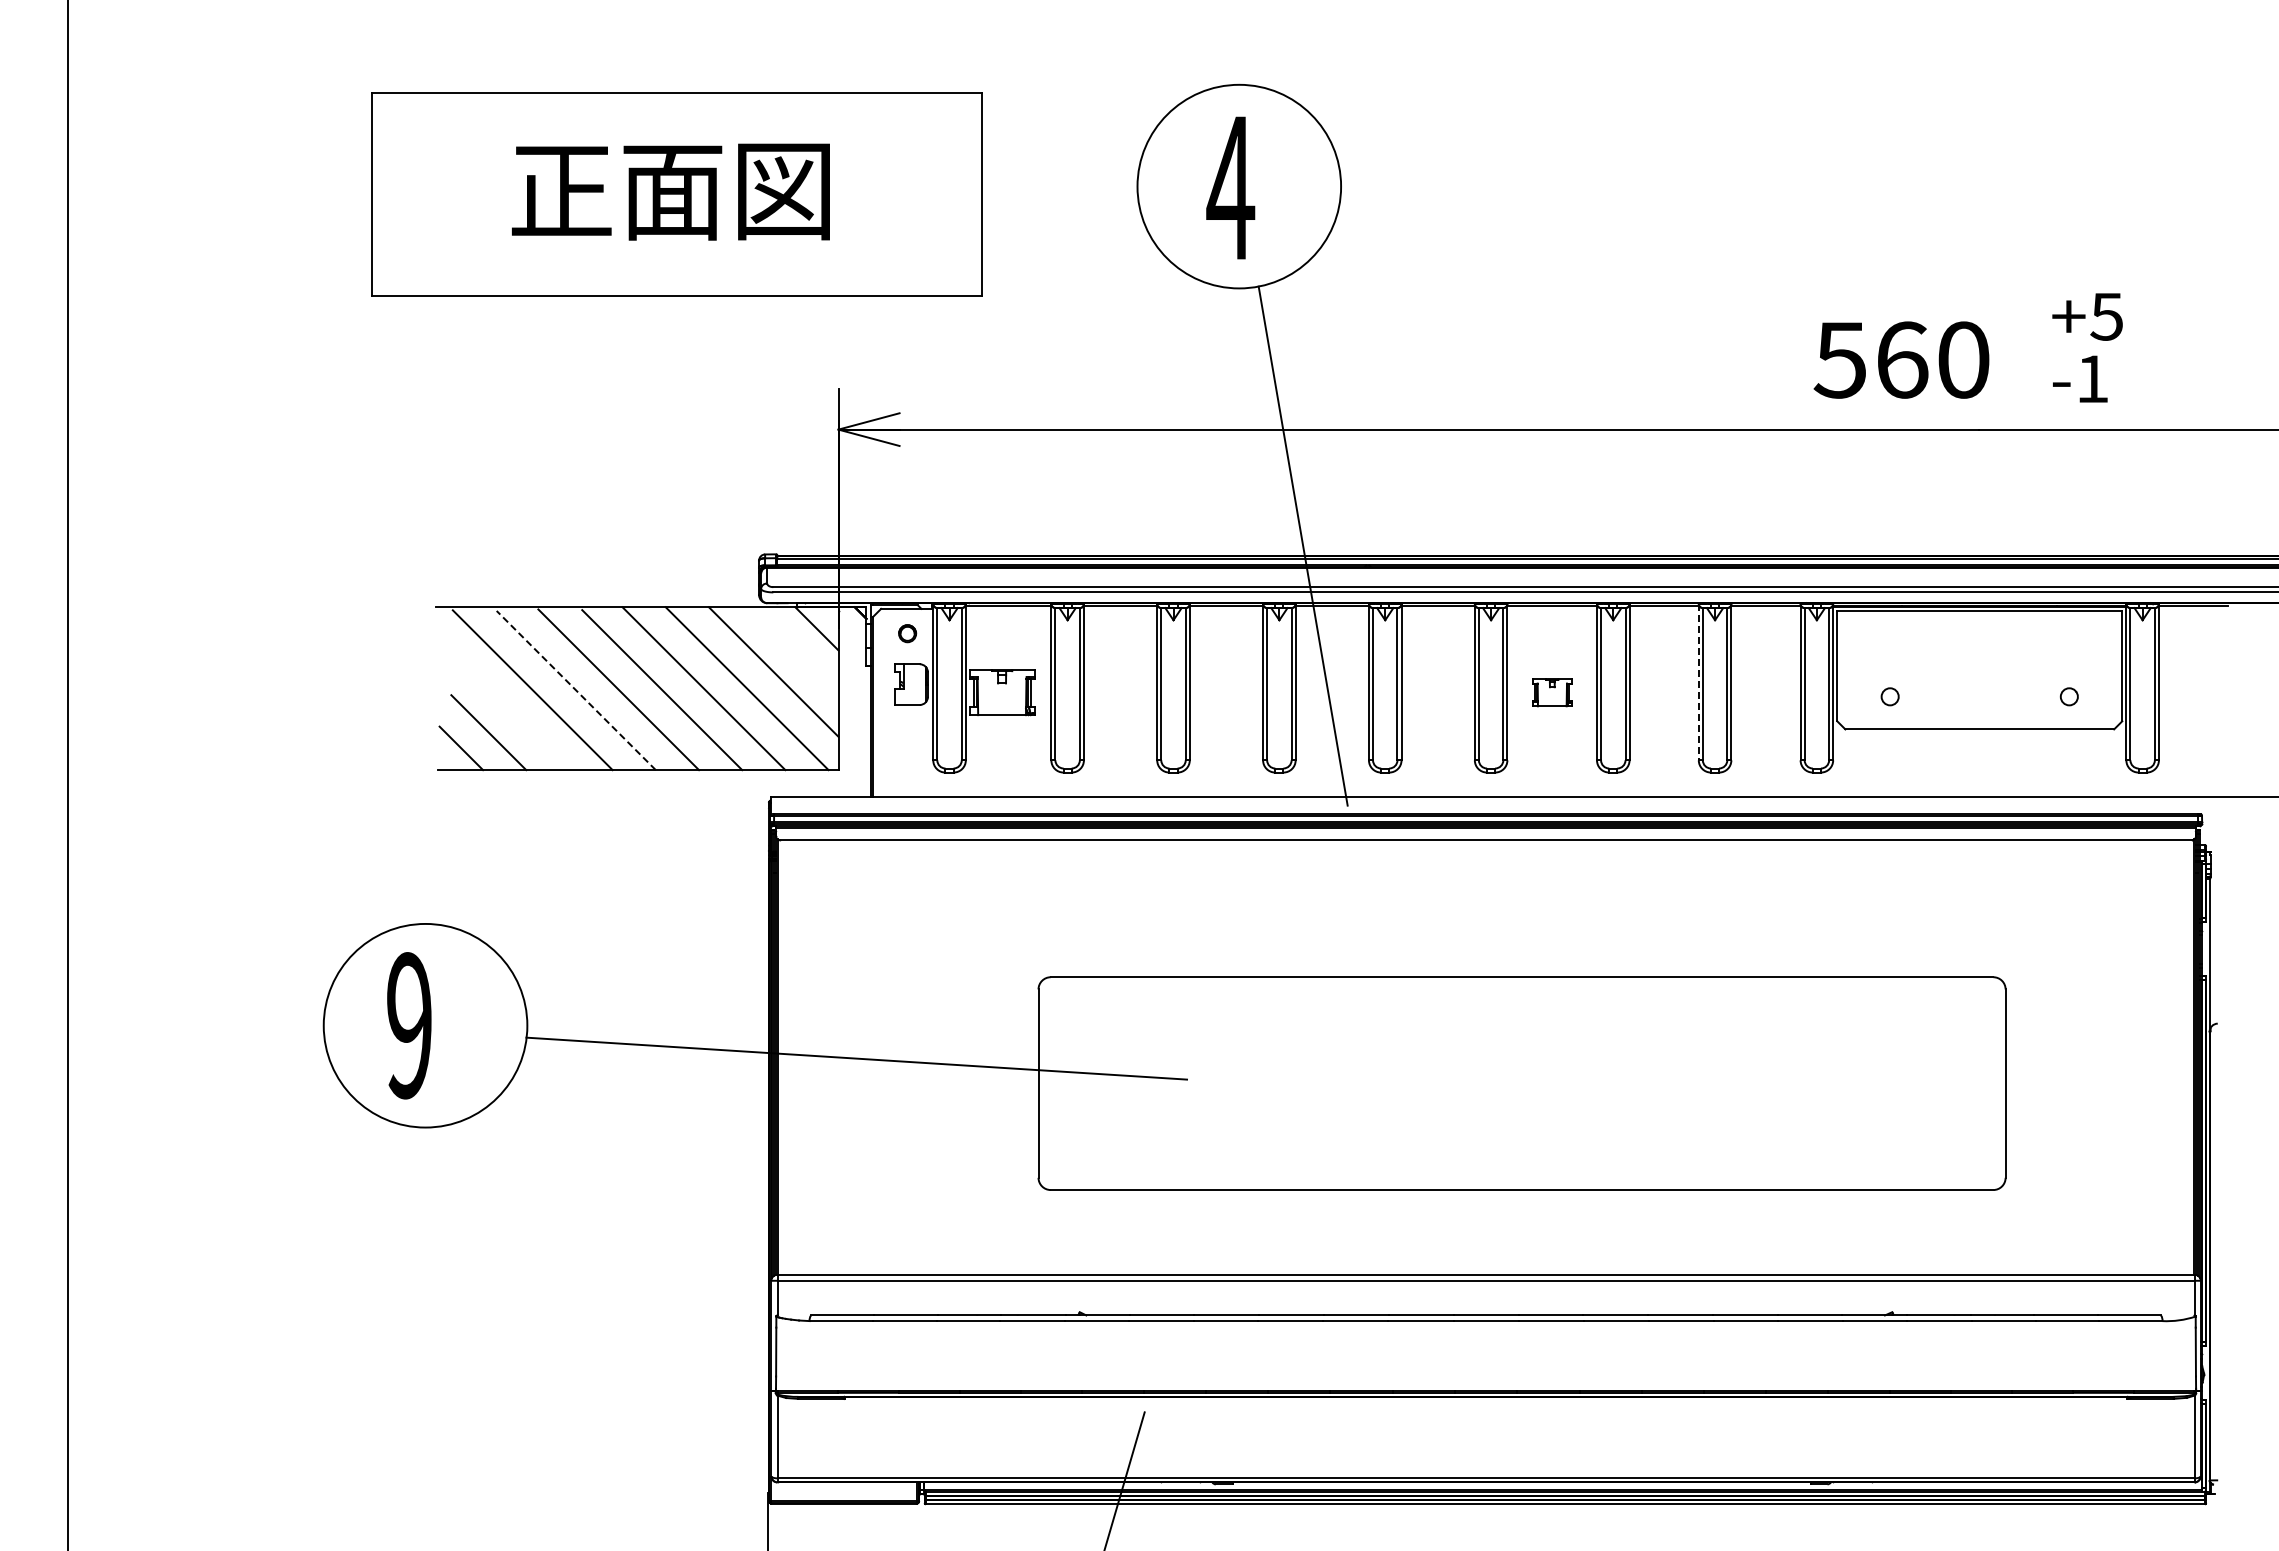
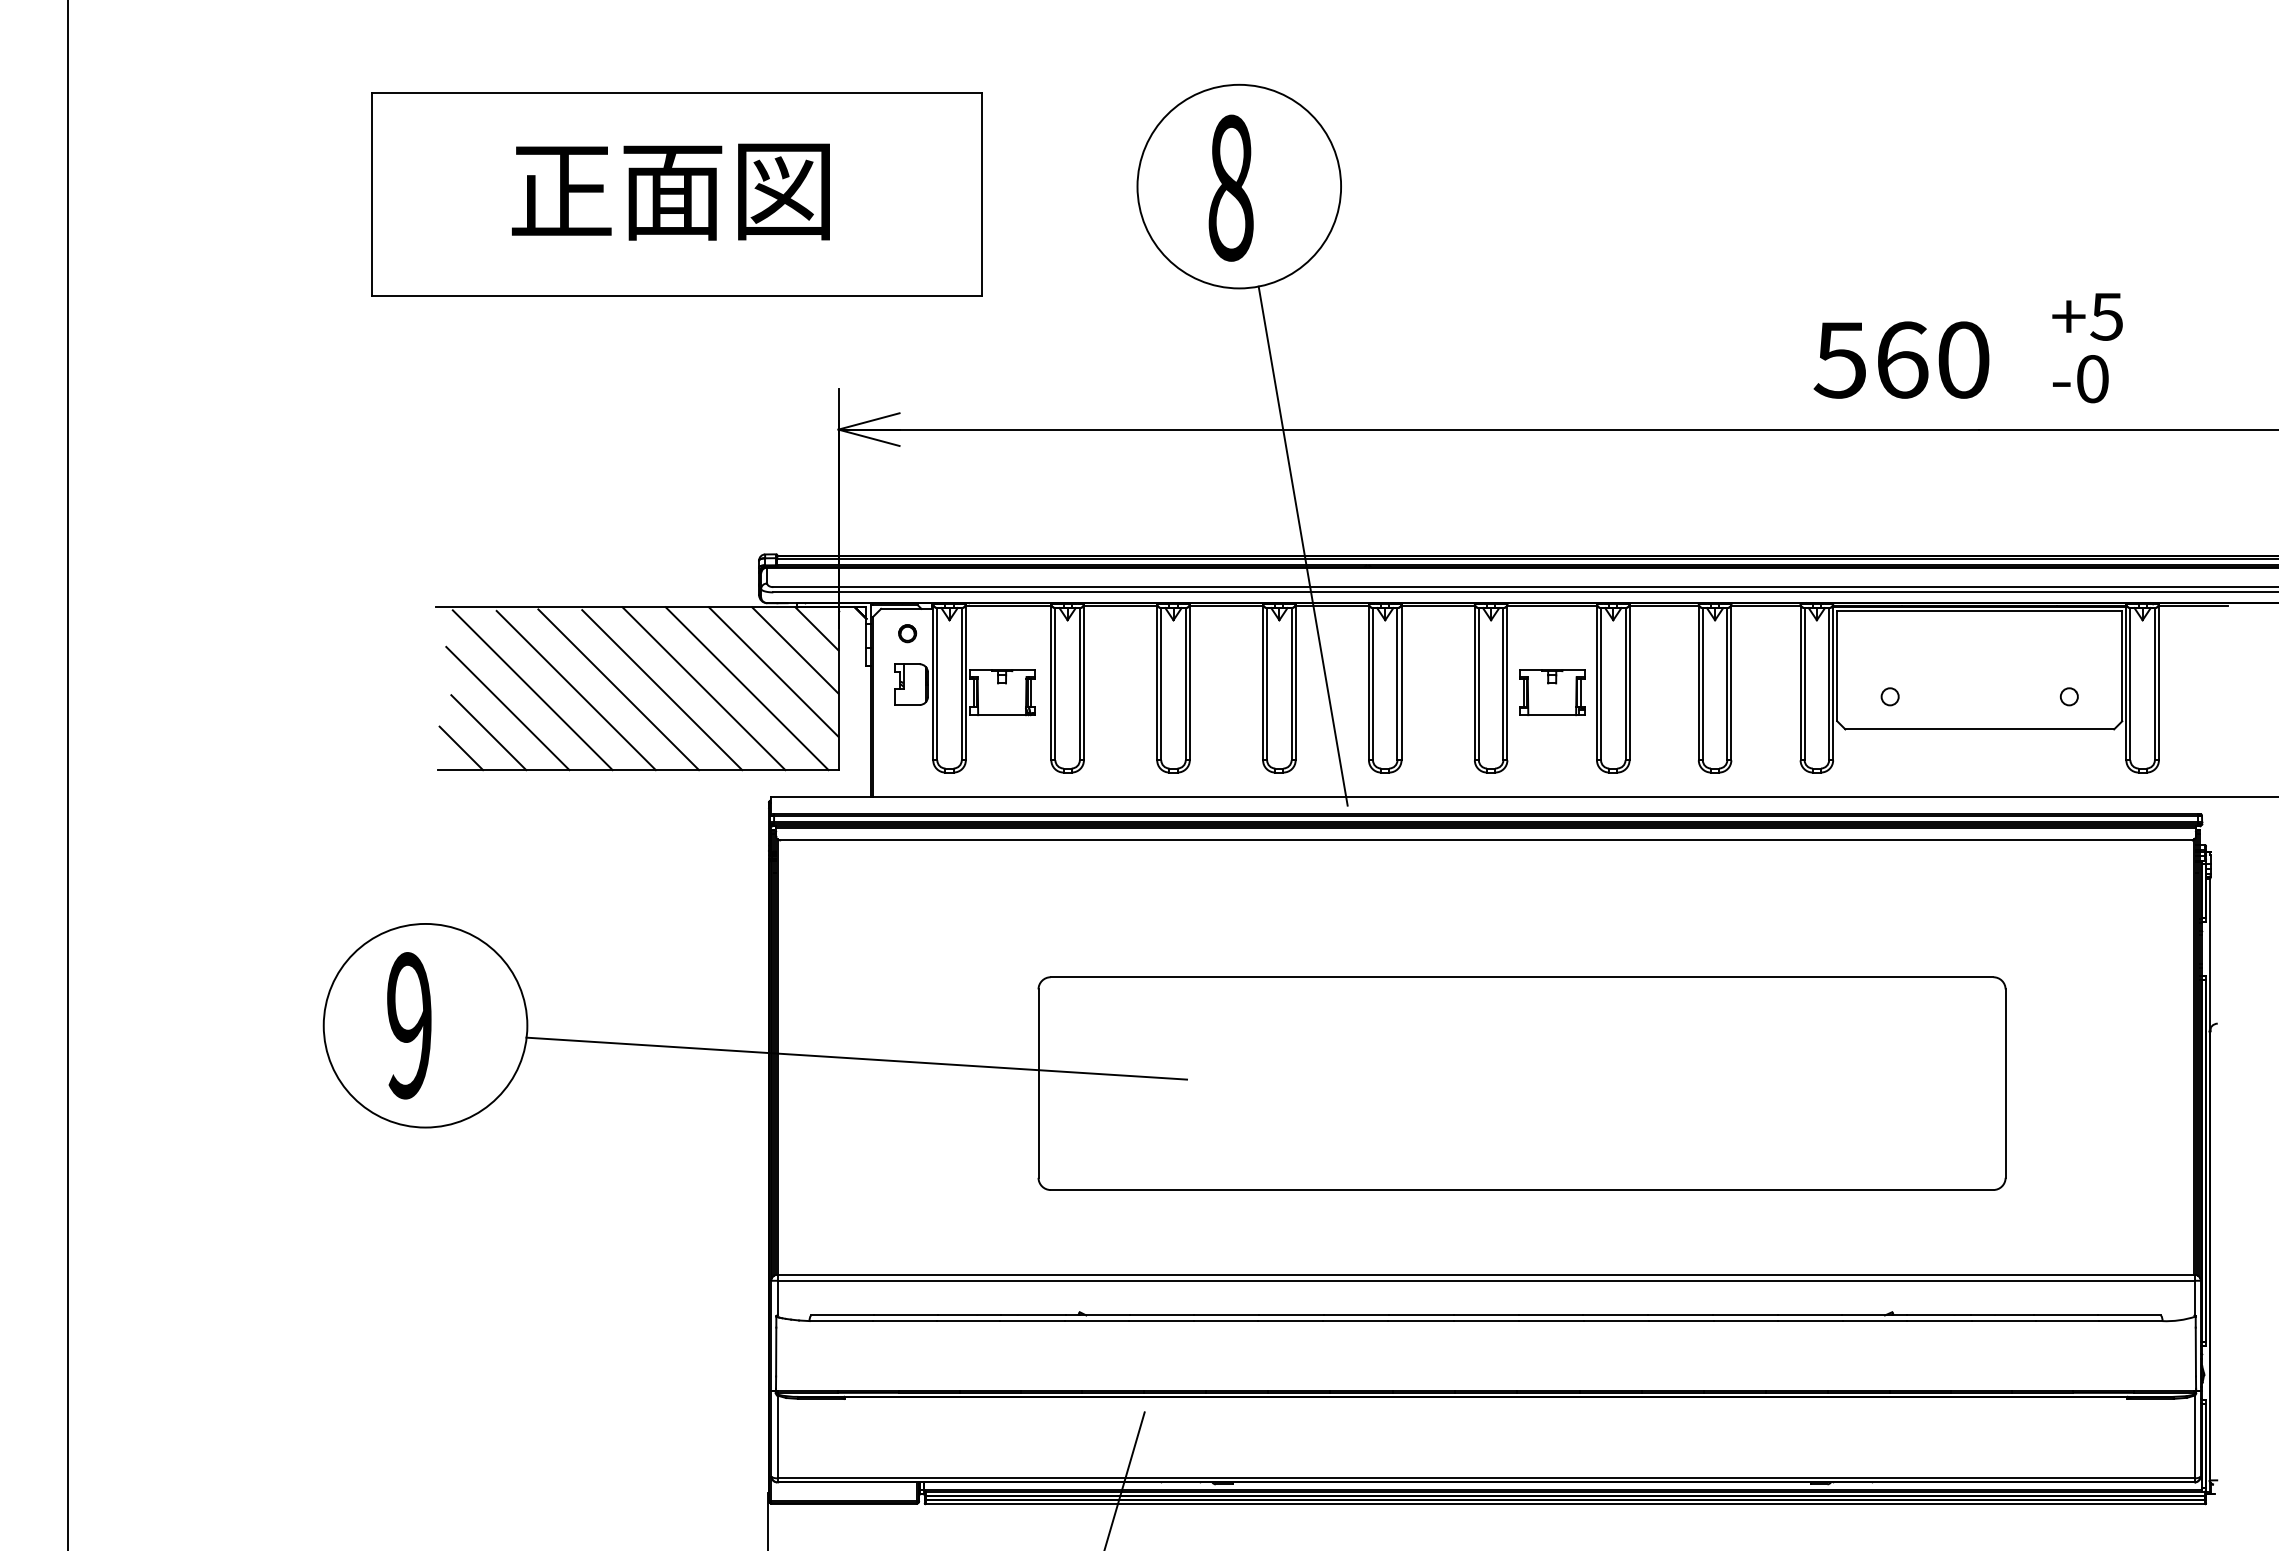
text: 4 -> 8 (1230, 187)
text: -1 -> -0 (2092, 379)
line: none -> present (795, 650)
line: dashed -> solid (1698, 682)
line: dashed -> solid (576, 690)
part size: 41x30 px -> 67x48 px (1552, 692)
line: none -> present (507, 708)
